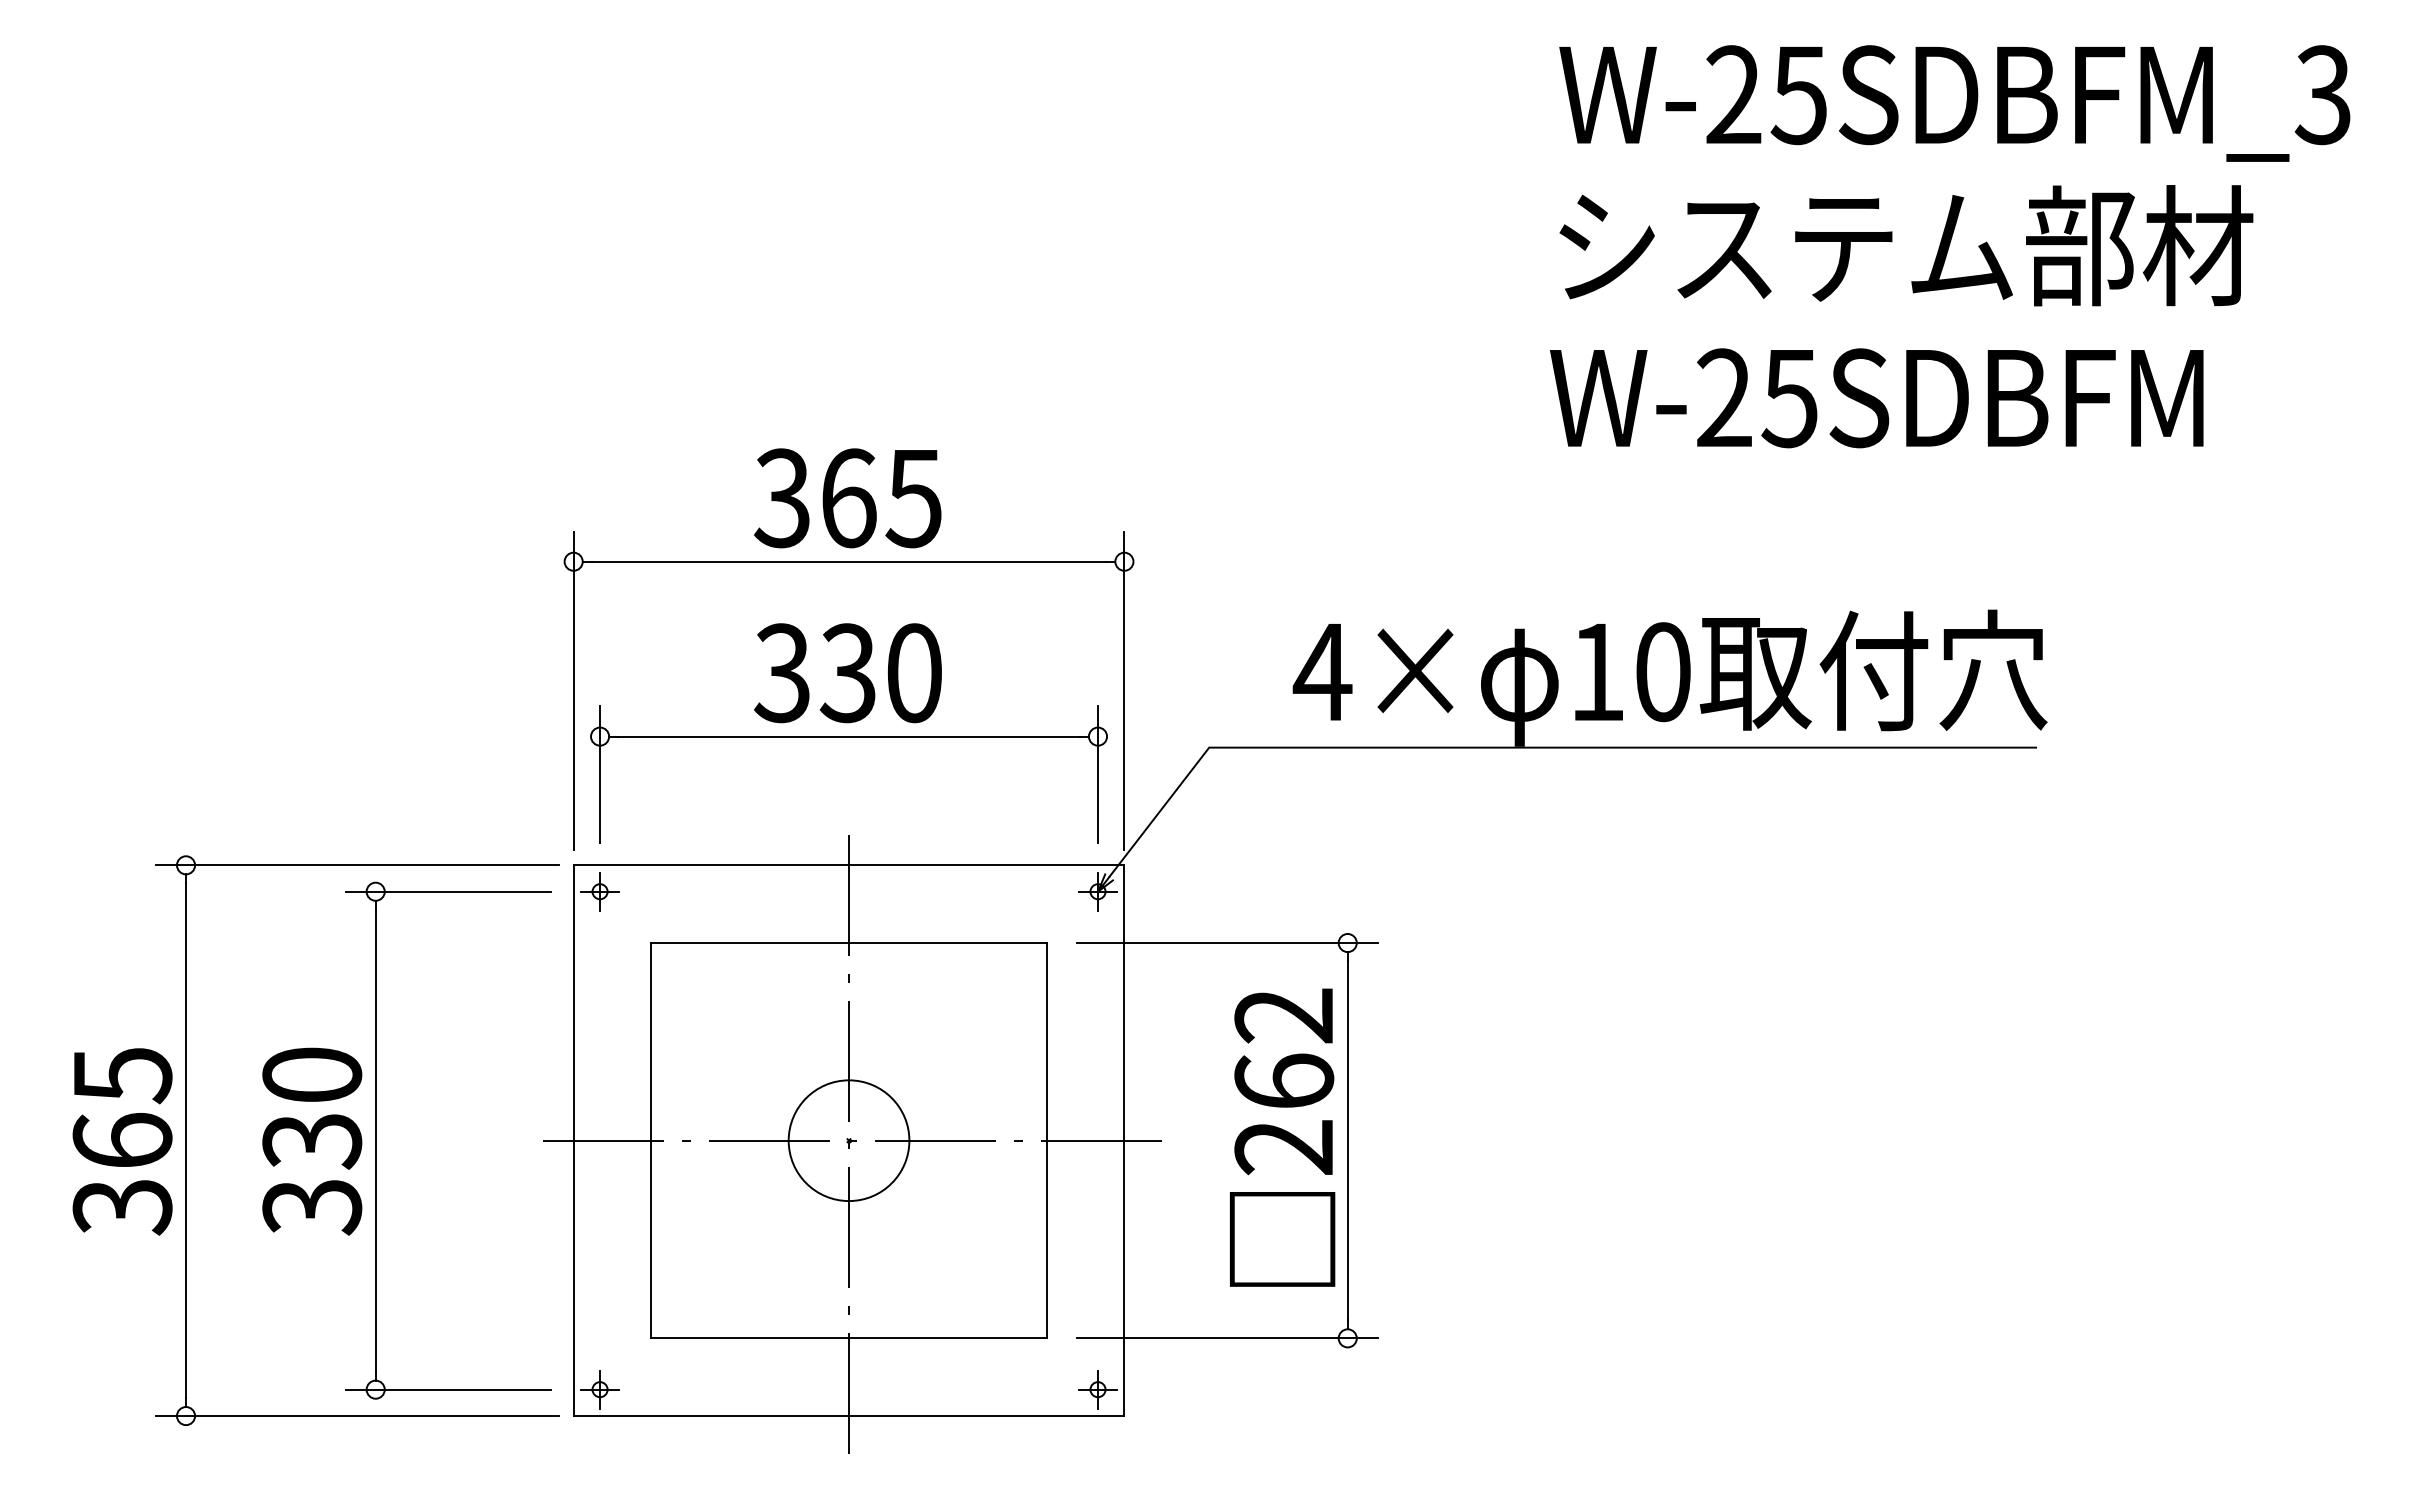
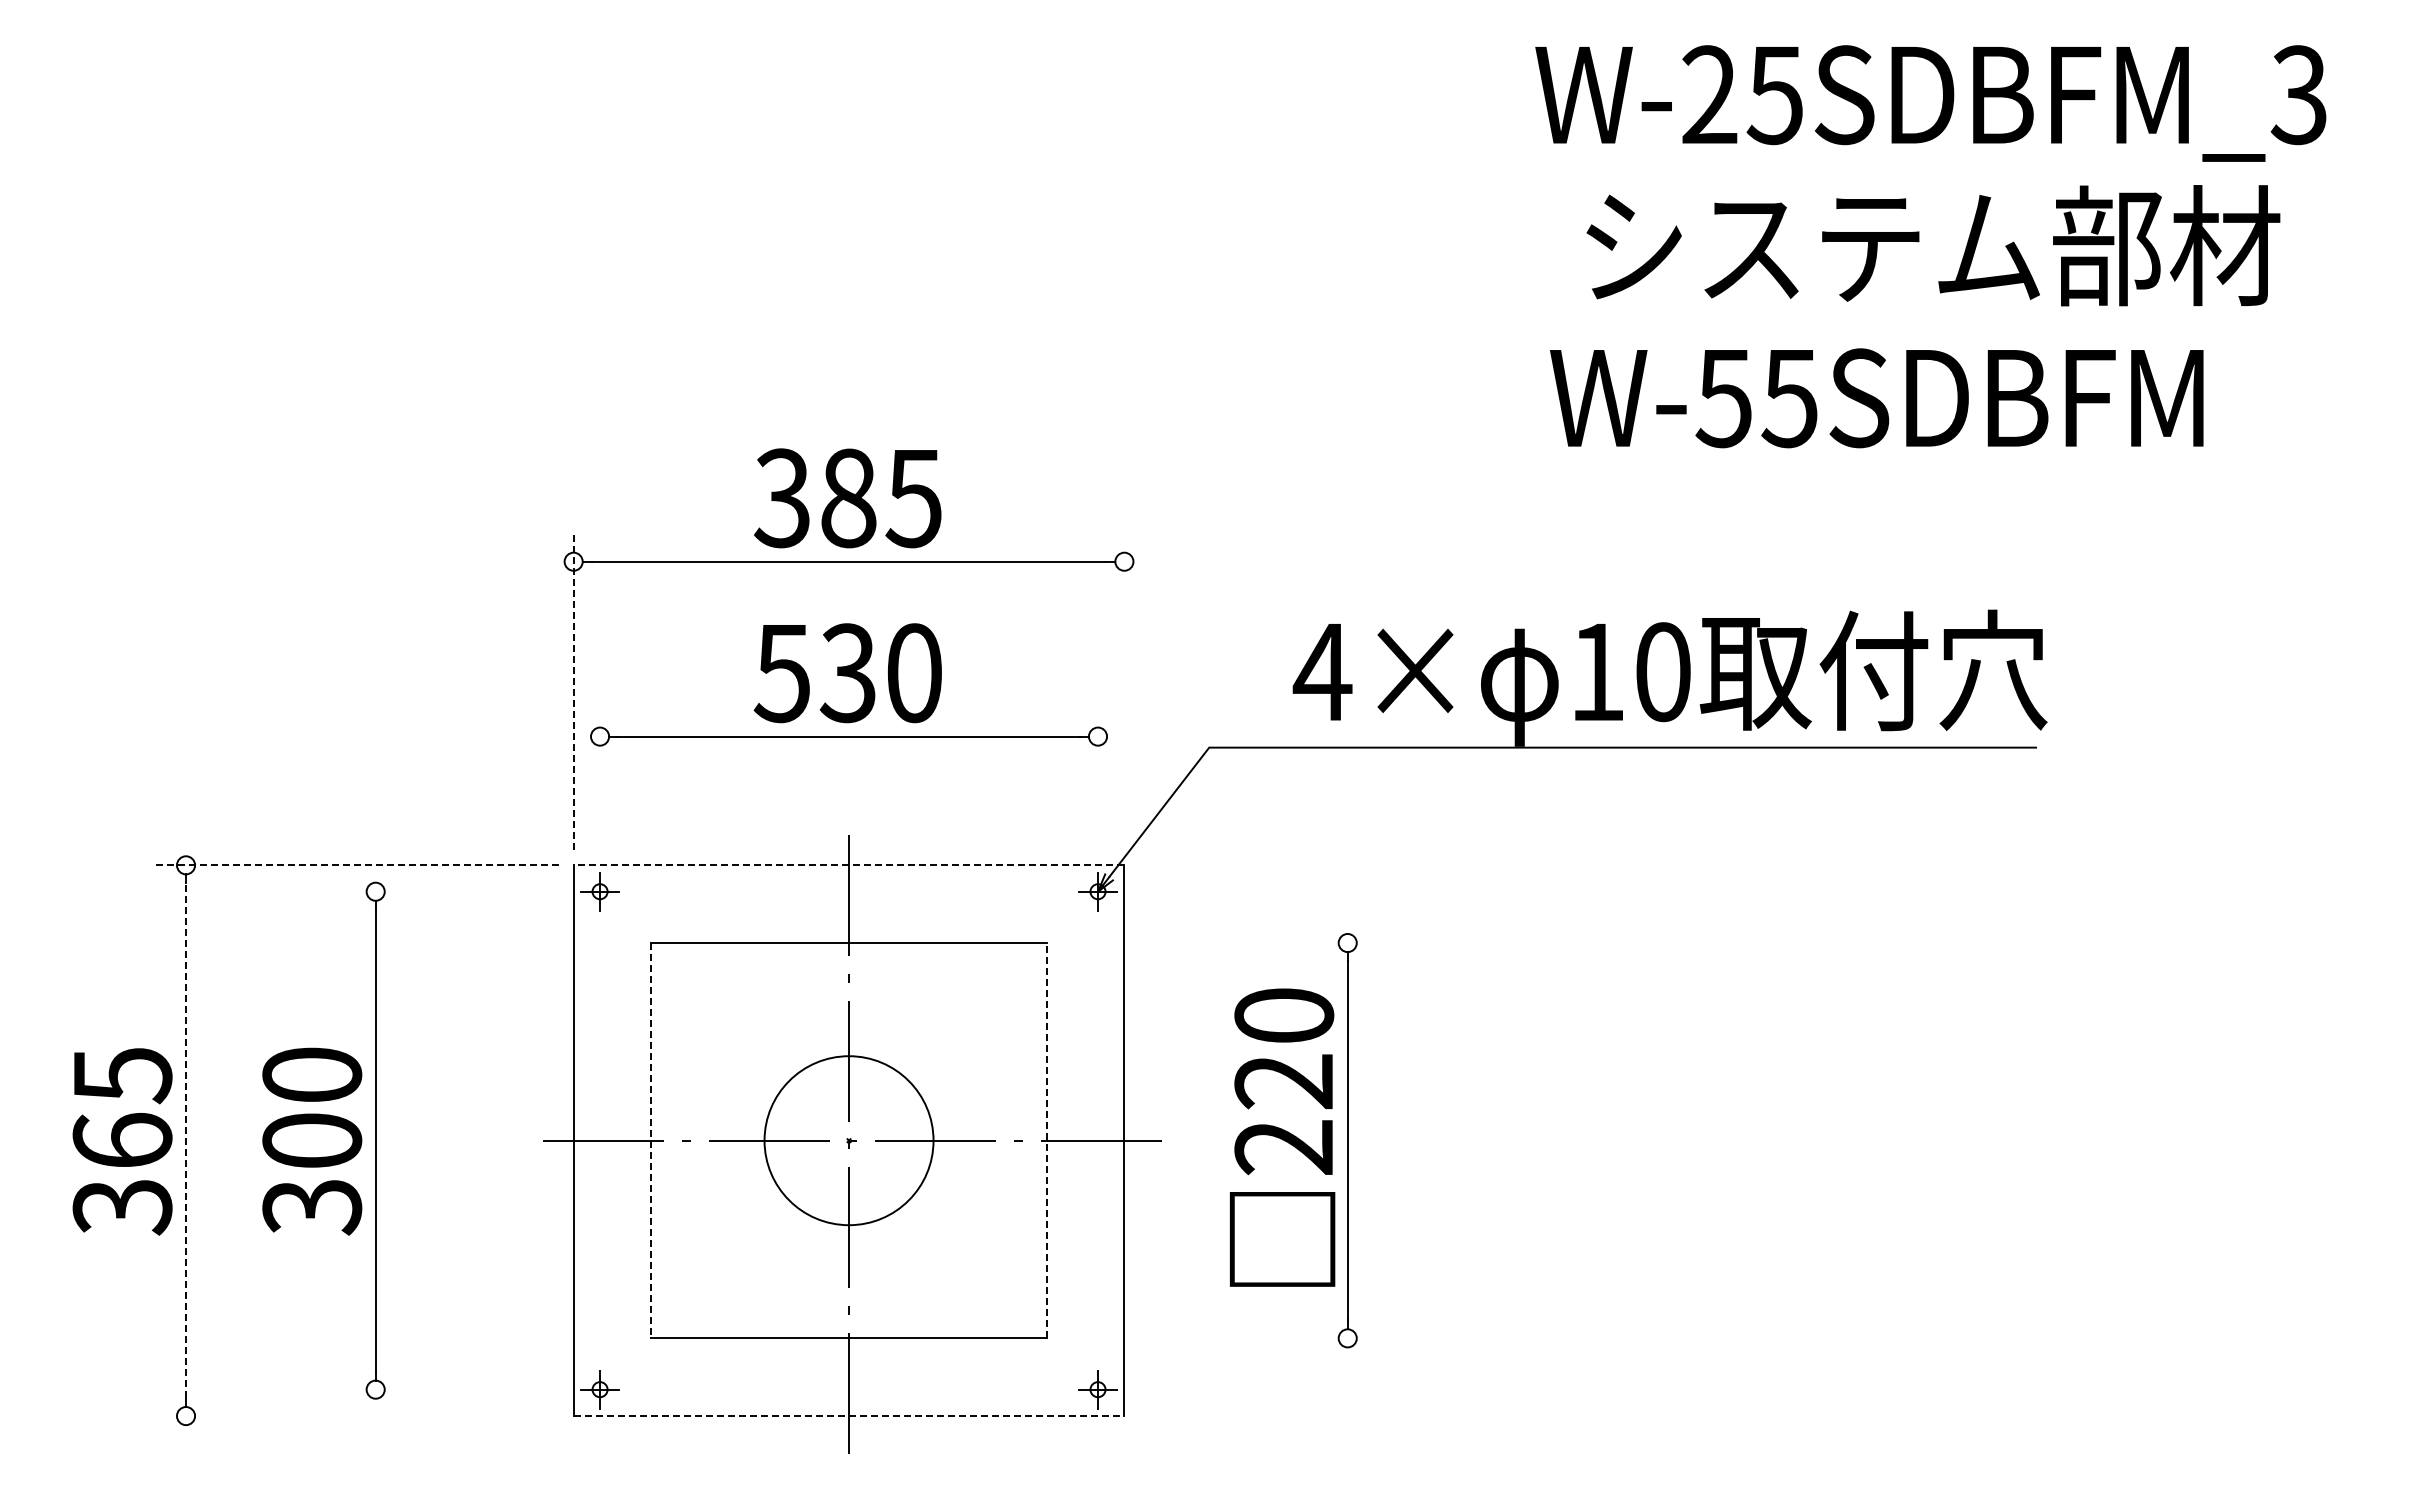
text position: (1954, 103) -> (1930, 103) (1930, 103)
text position: (1906, 245) -> (1933, 245) (1933, 245)
text: W-25SDBFM -> W-55SDBFM (1723, 398)
text: 365 -> 385 (848, 498)
text: 330 -> 530 (781, 672)
line: solid -> dashed (573, 690)
line: present -> none (1124, 690)
line: present -> none (600, 774)
line: present -> none (1098, 774)
line: solid -> dashed (356, 865)
line: solid -> dashed (848, 865)
line: present -> none (448, 891)
line: present -> none (1226, 943)
text: 262 -> 220 (1284, 1048)
line: solid -> dashed (186, 1140)
line: solid -> dashed (651, 1140)
circle diameter: 121 px -> 169 px (848, 1140)
line: solid -> dashed (1046, 1140)
text: 330 -> 300 (312, 1141)
line: present -> none (1226, 1338)
line: present -> none (448, 1389)
line: present -> none (356, 1416)
line: solid -> dashed (849, 1416)
